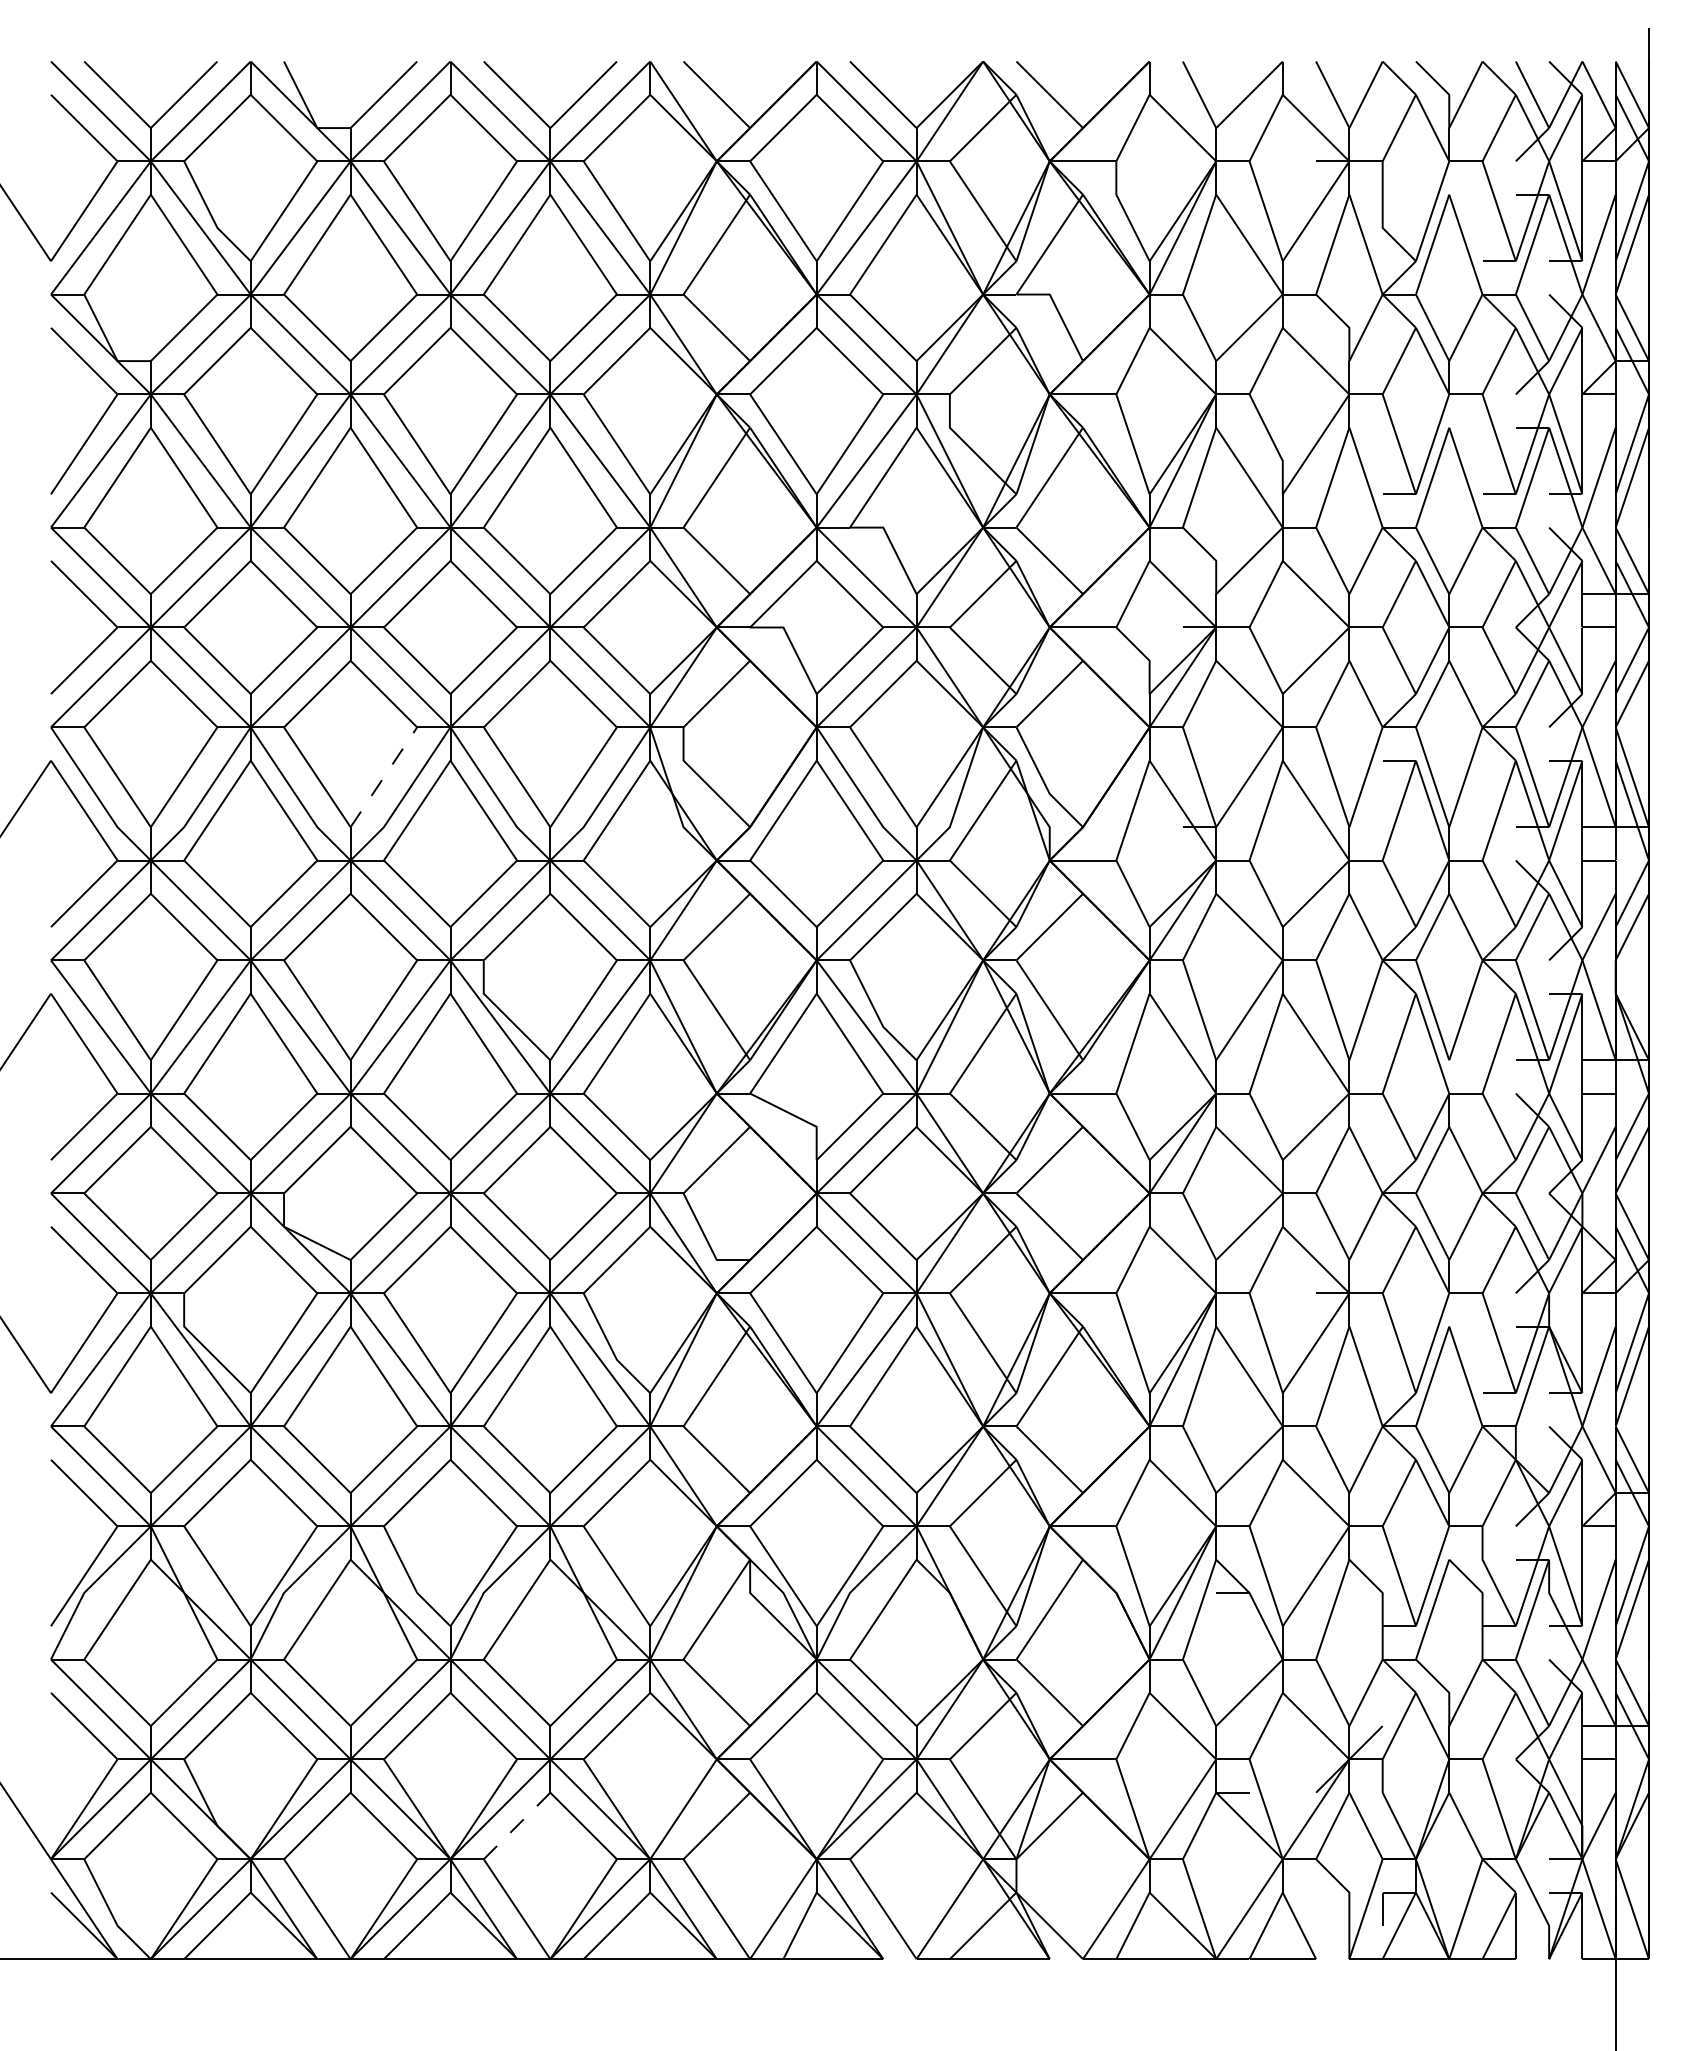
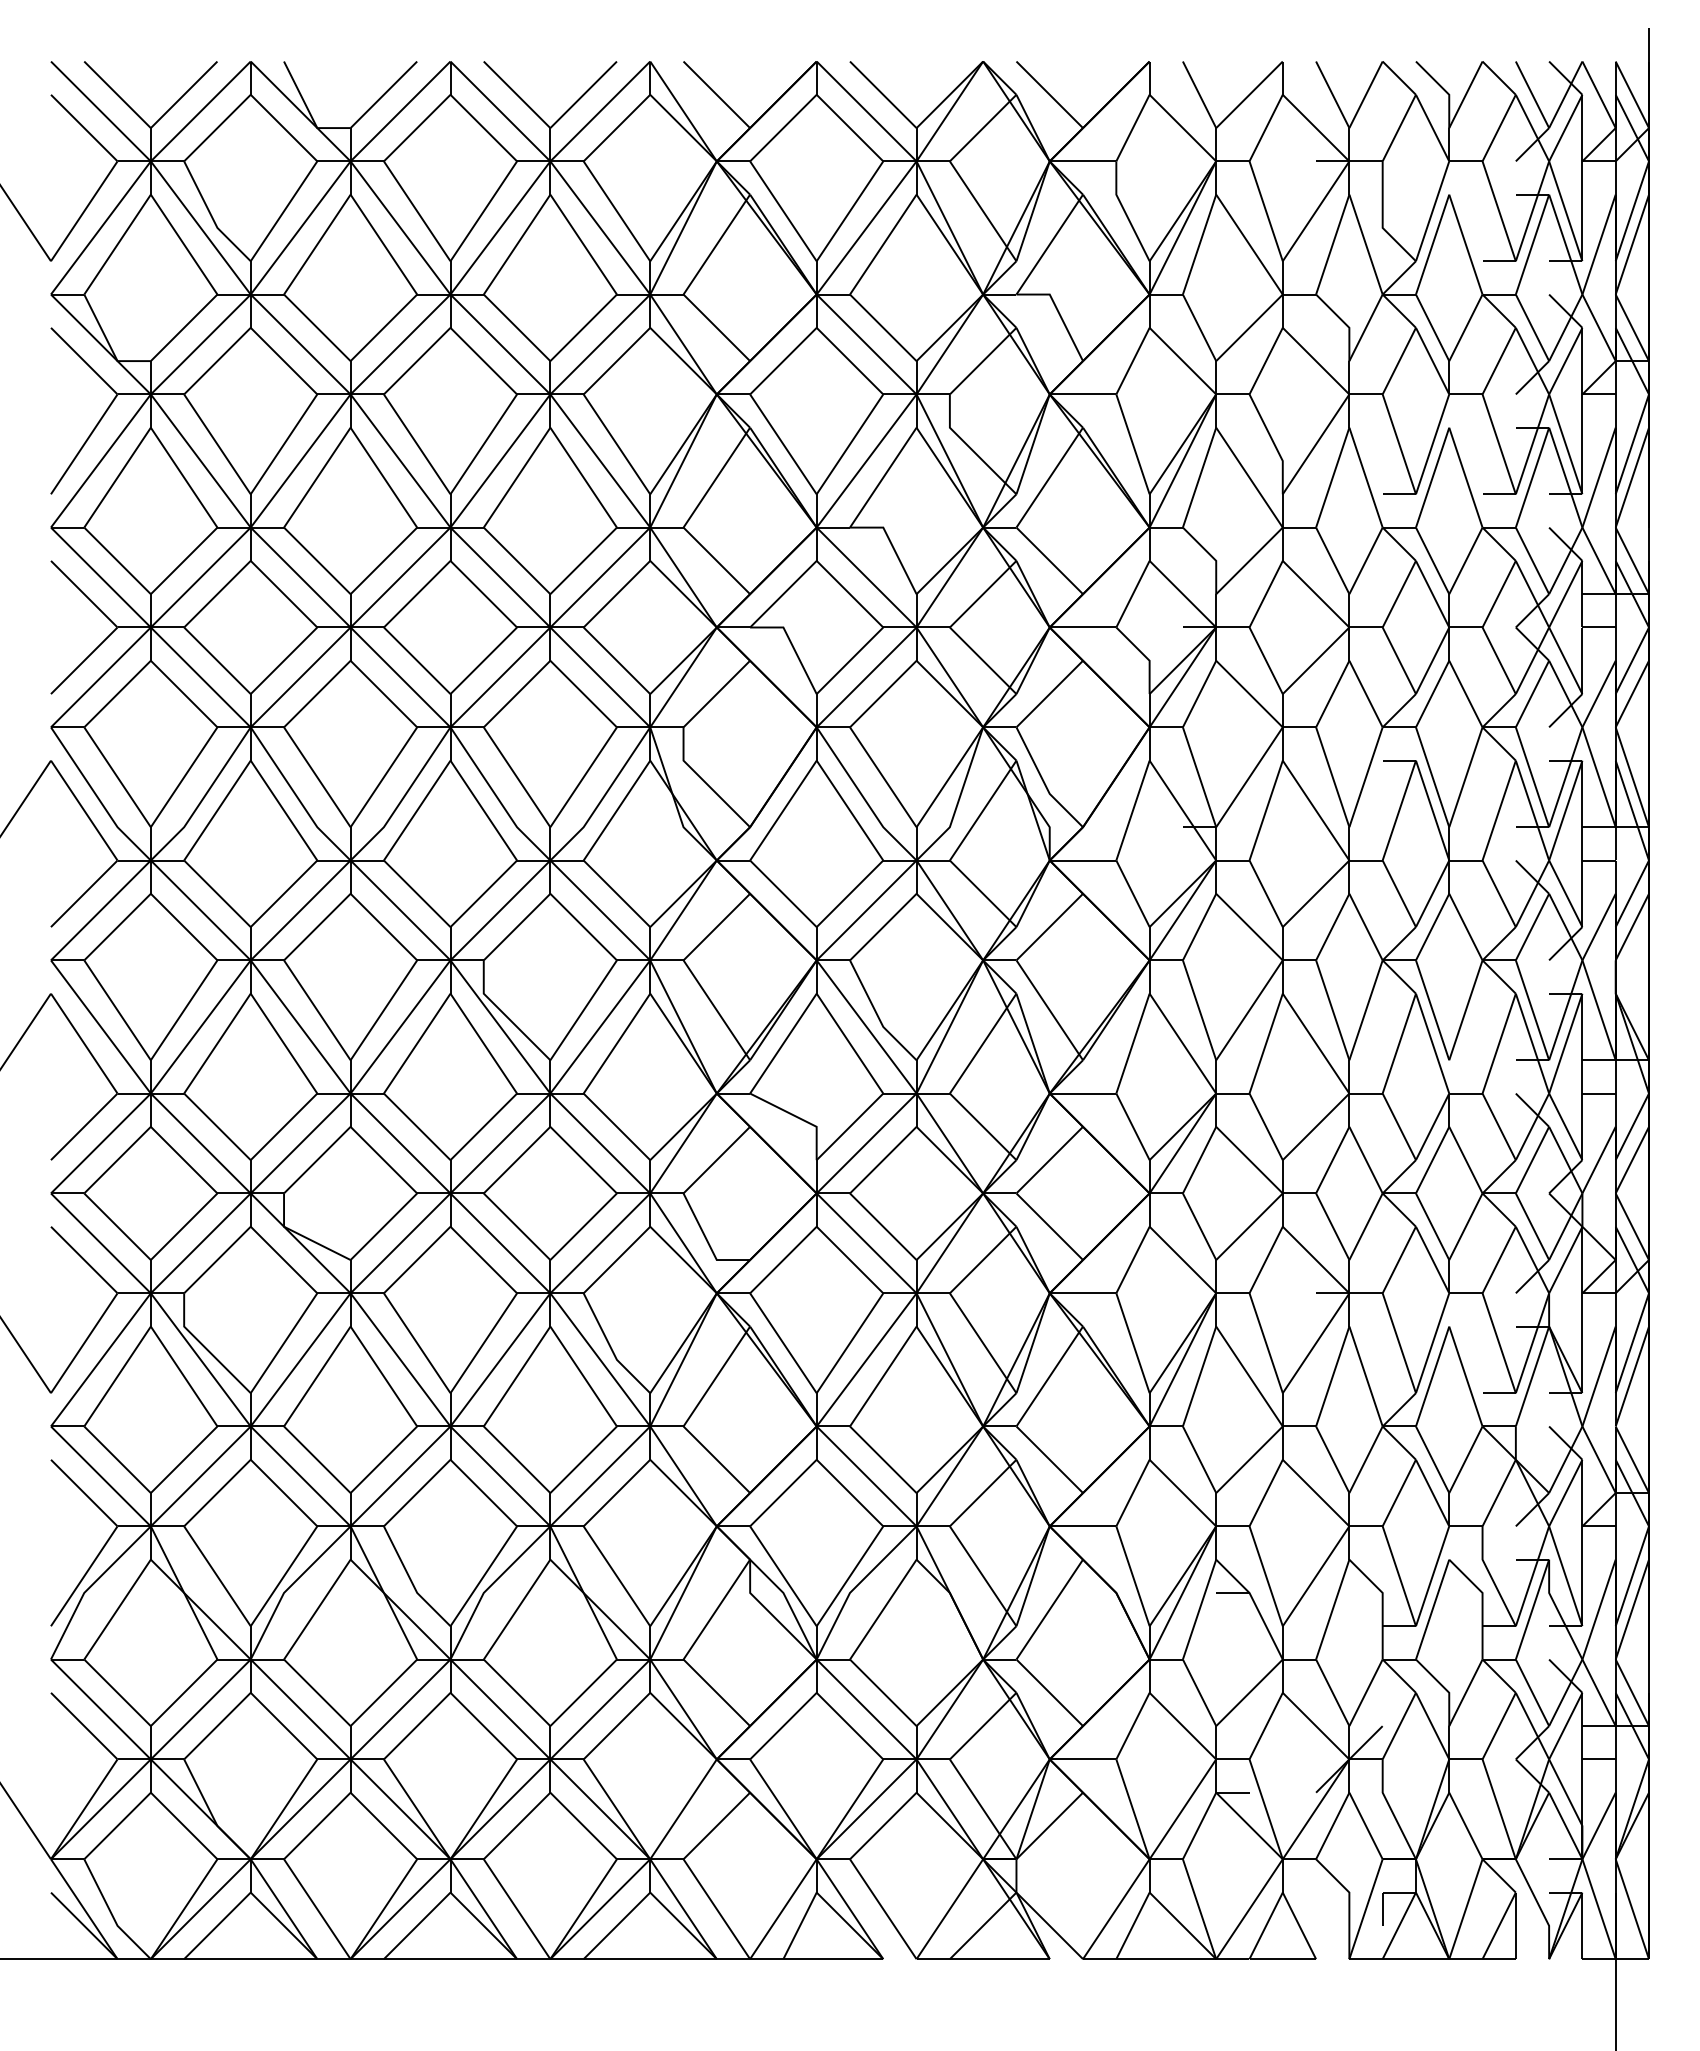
line: dashed -> solid (384, 776)
line: dashed -> solid (516, 1826)
